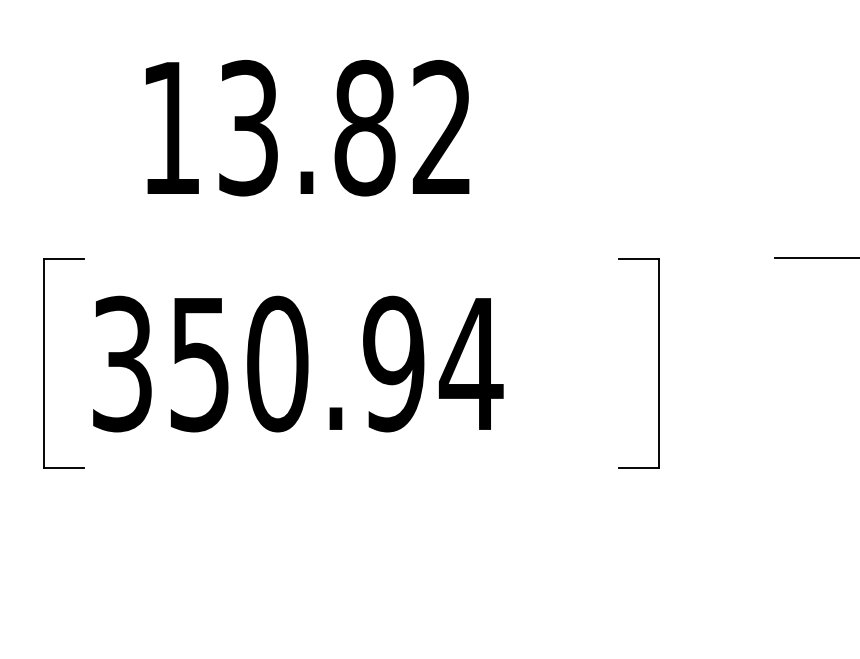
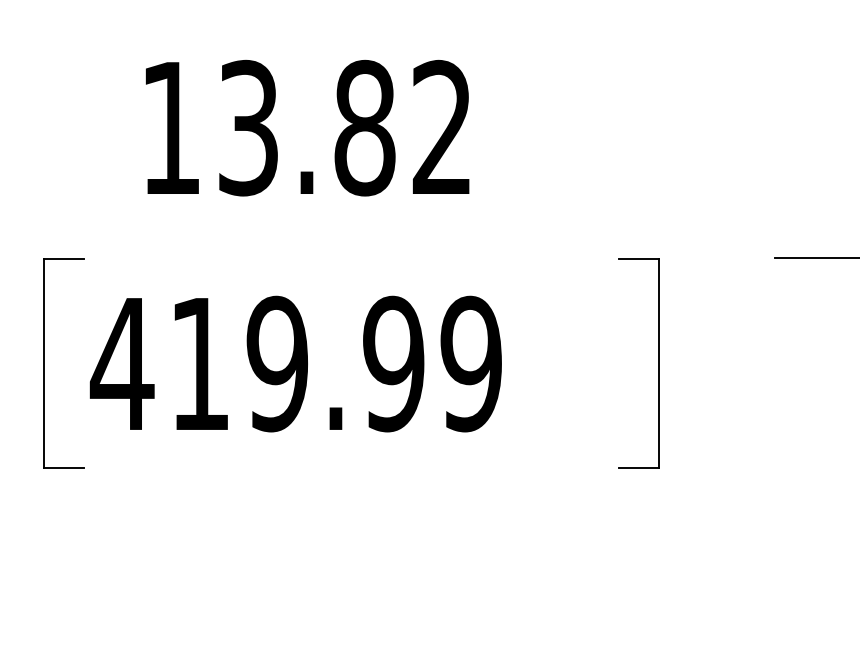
text: 350.94 -> 419.99 (296, 363)
